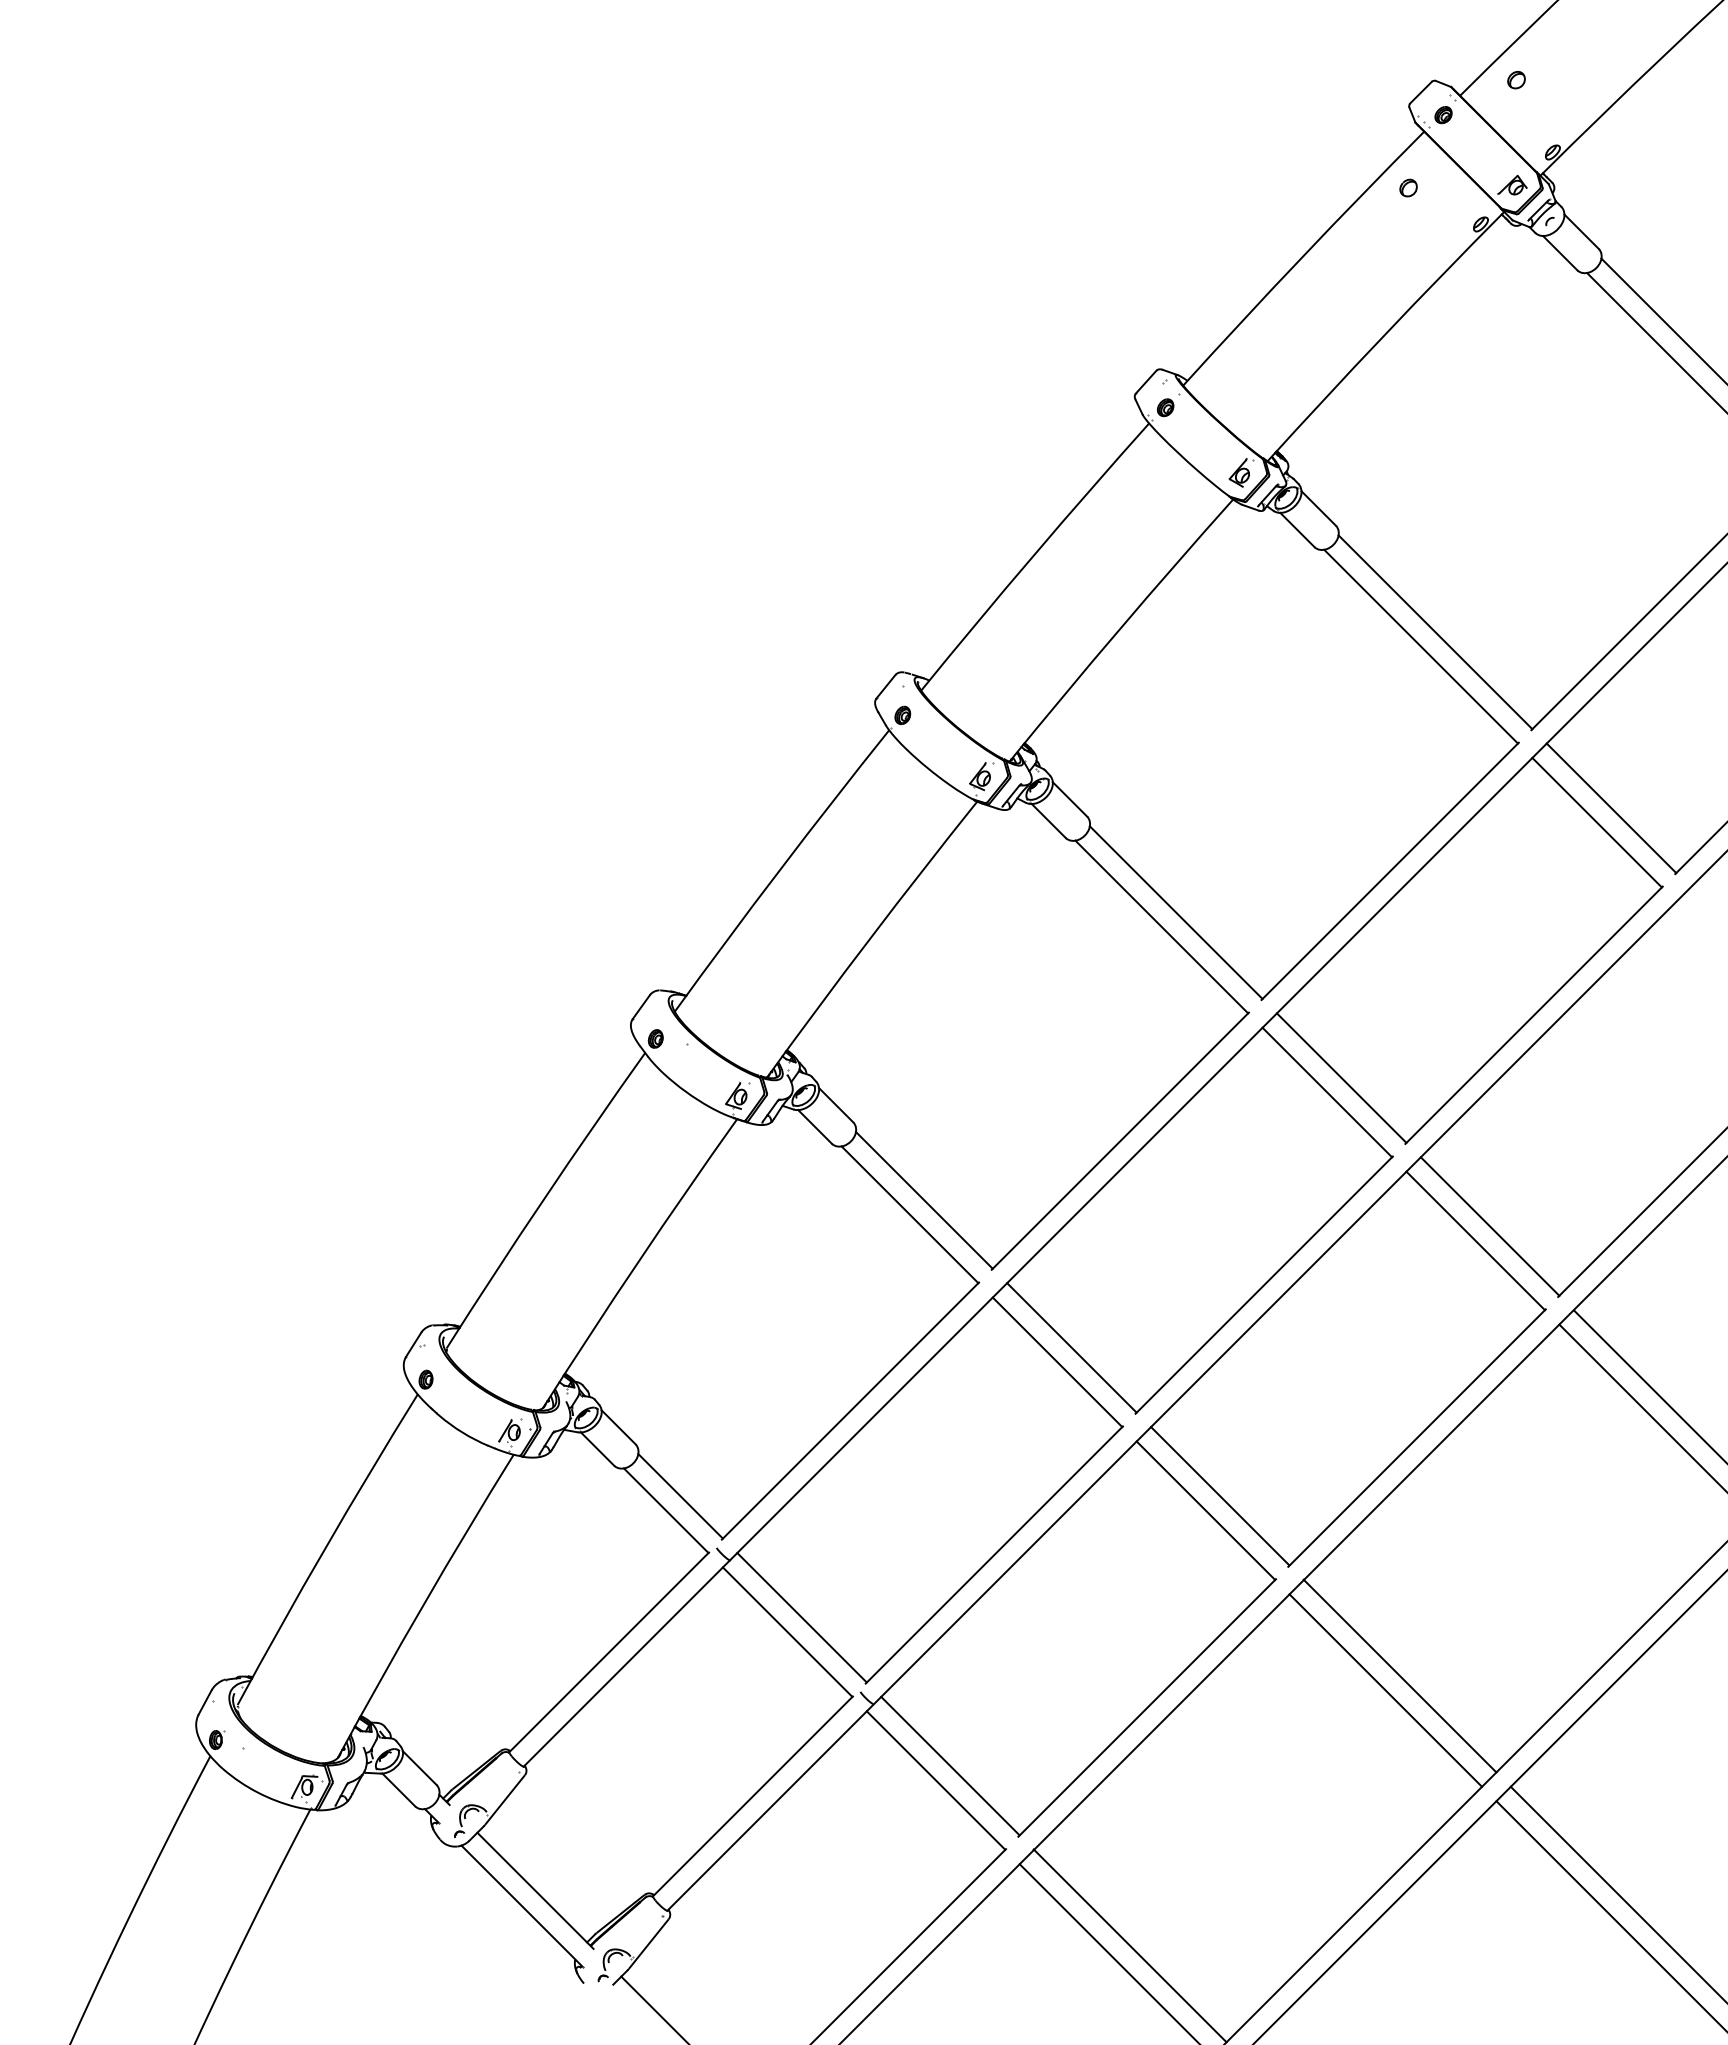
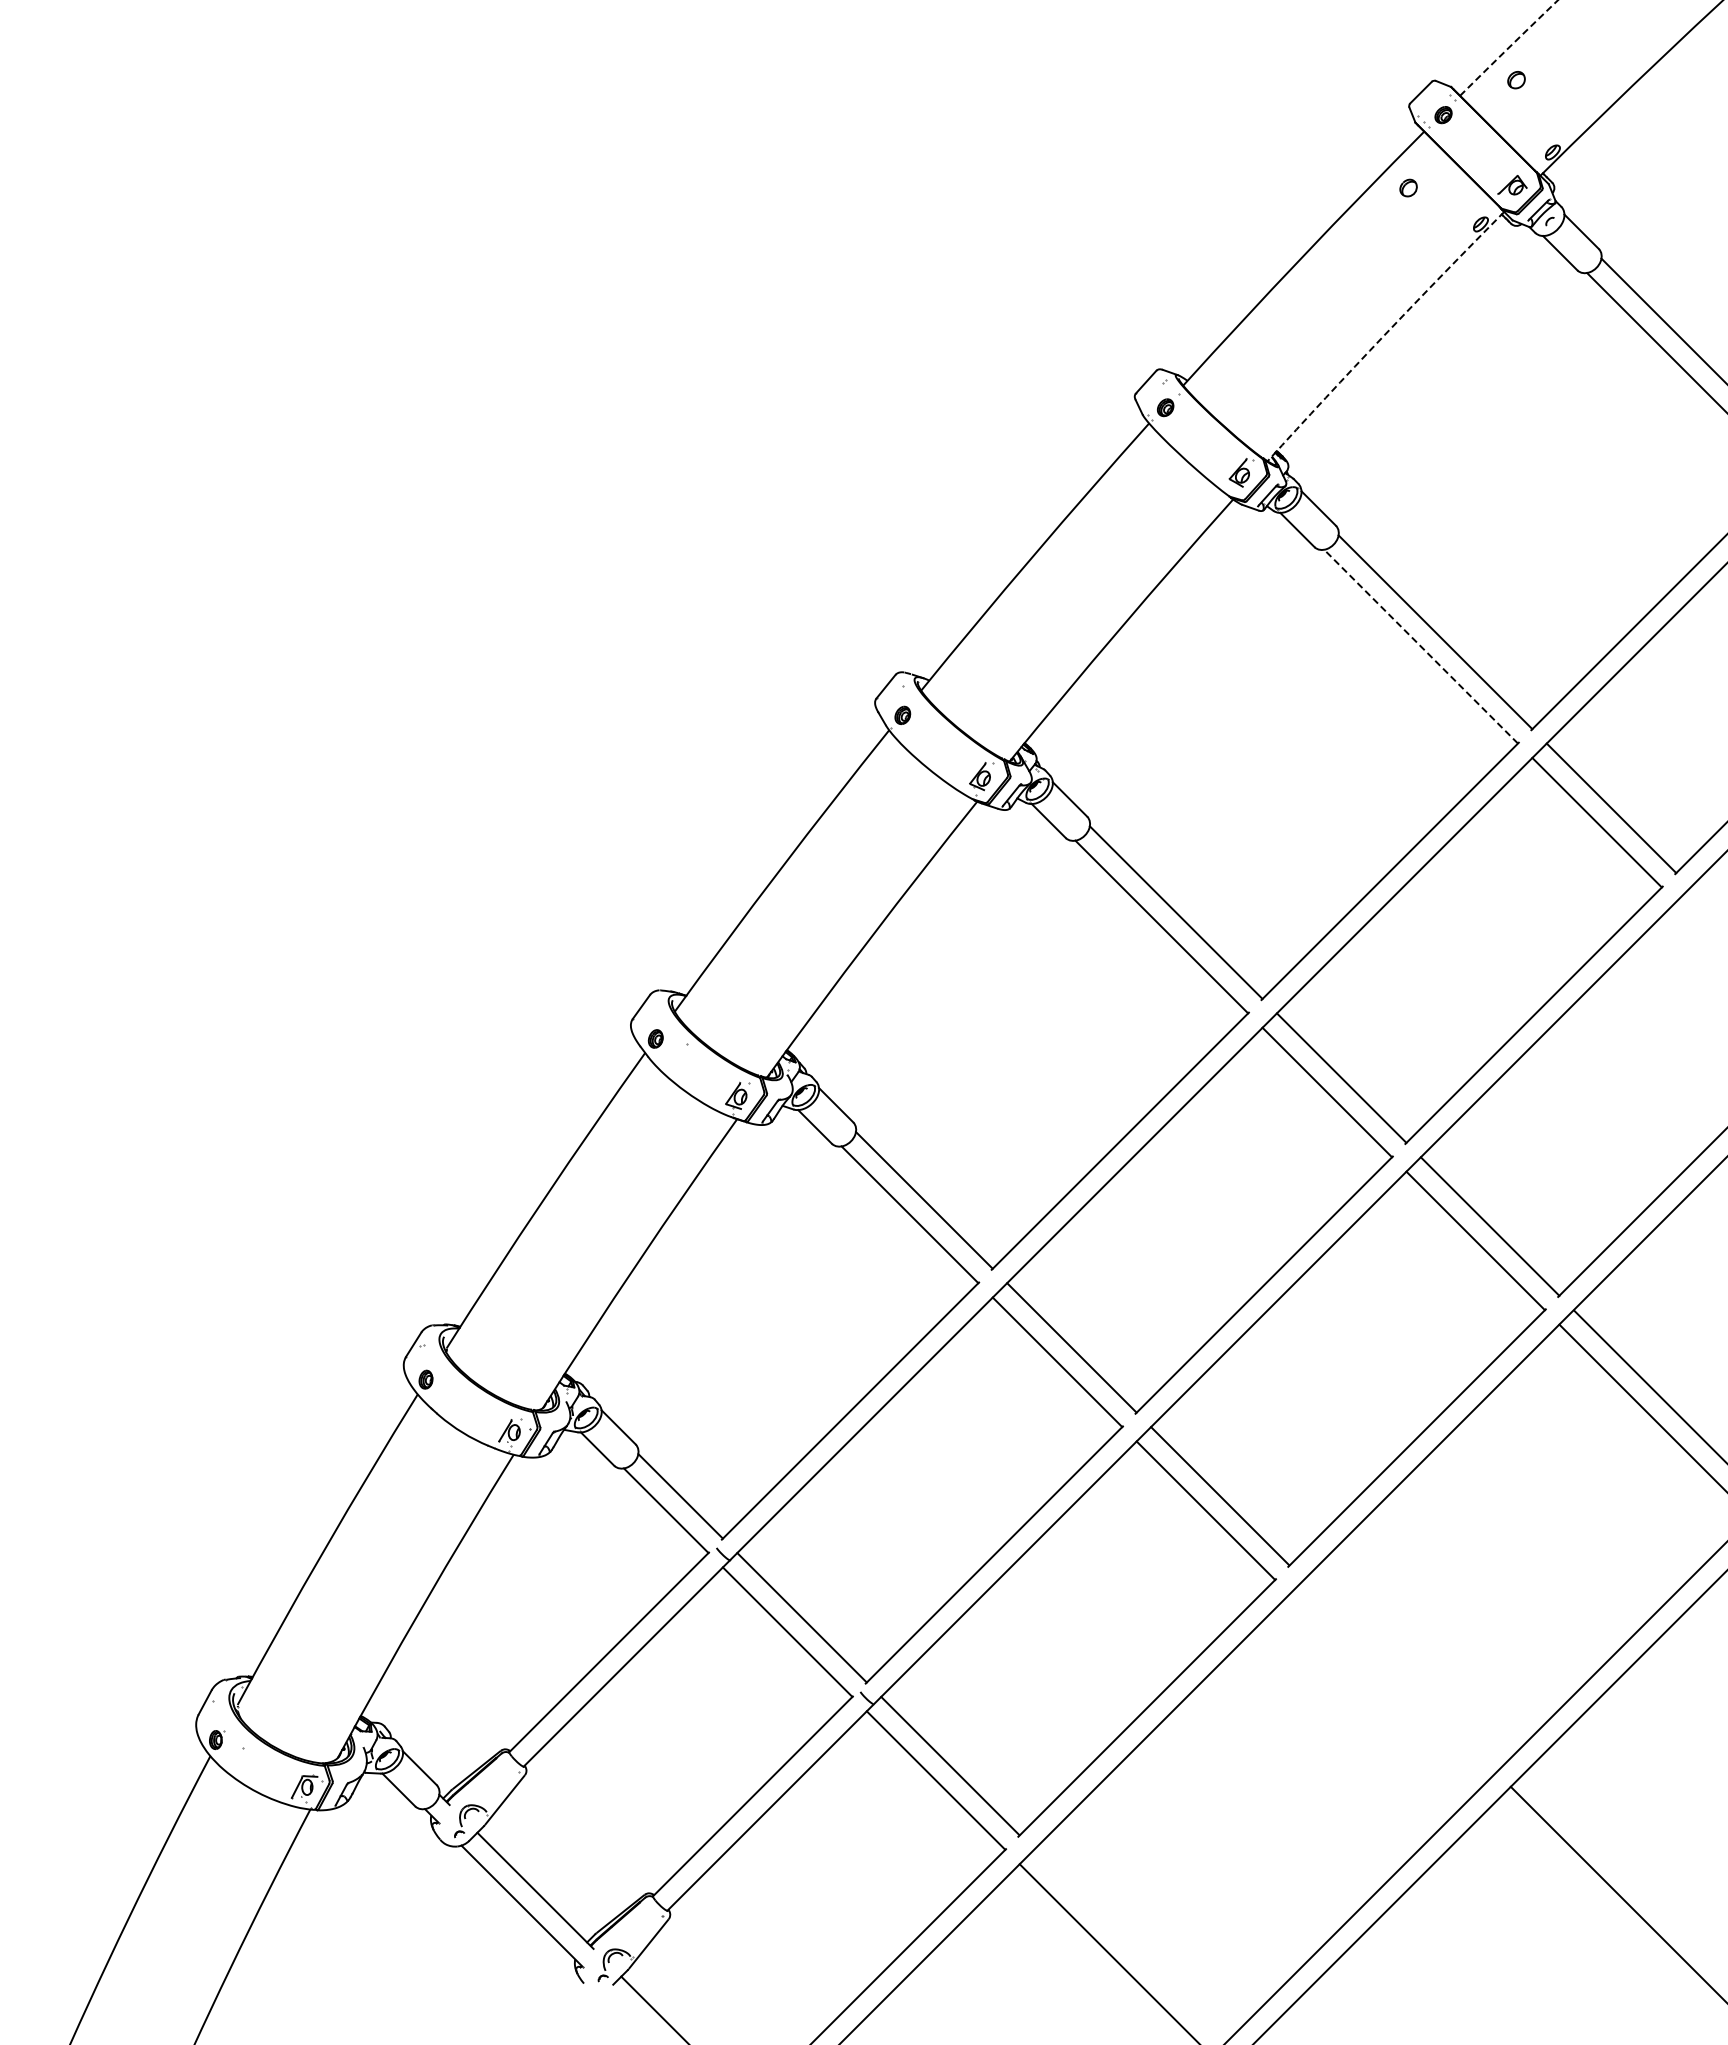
line: solid -> dashed (1509, 47)
line: solid -> dashed (1384, 335)
line: solid -> dashed (1420, 646)
line: present -> none (1399, 1675)
line: present -> none (1385, 1690)
line: present -> none (1610, 1915)
line: present -> none (1129, 1945)
